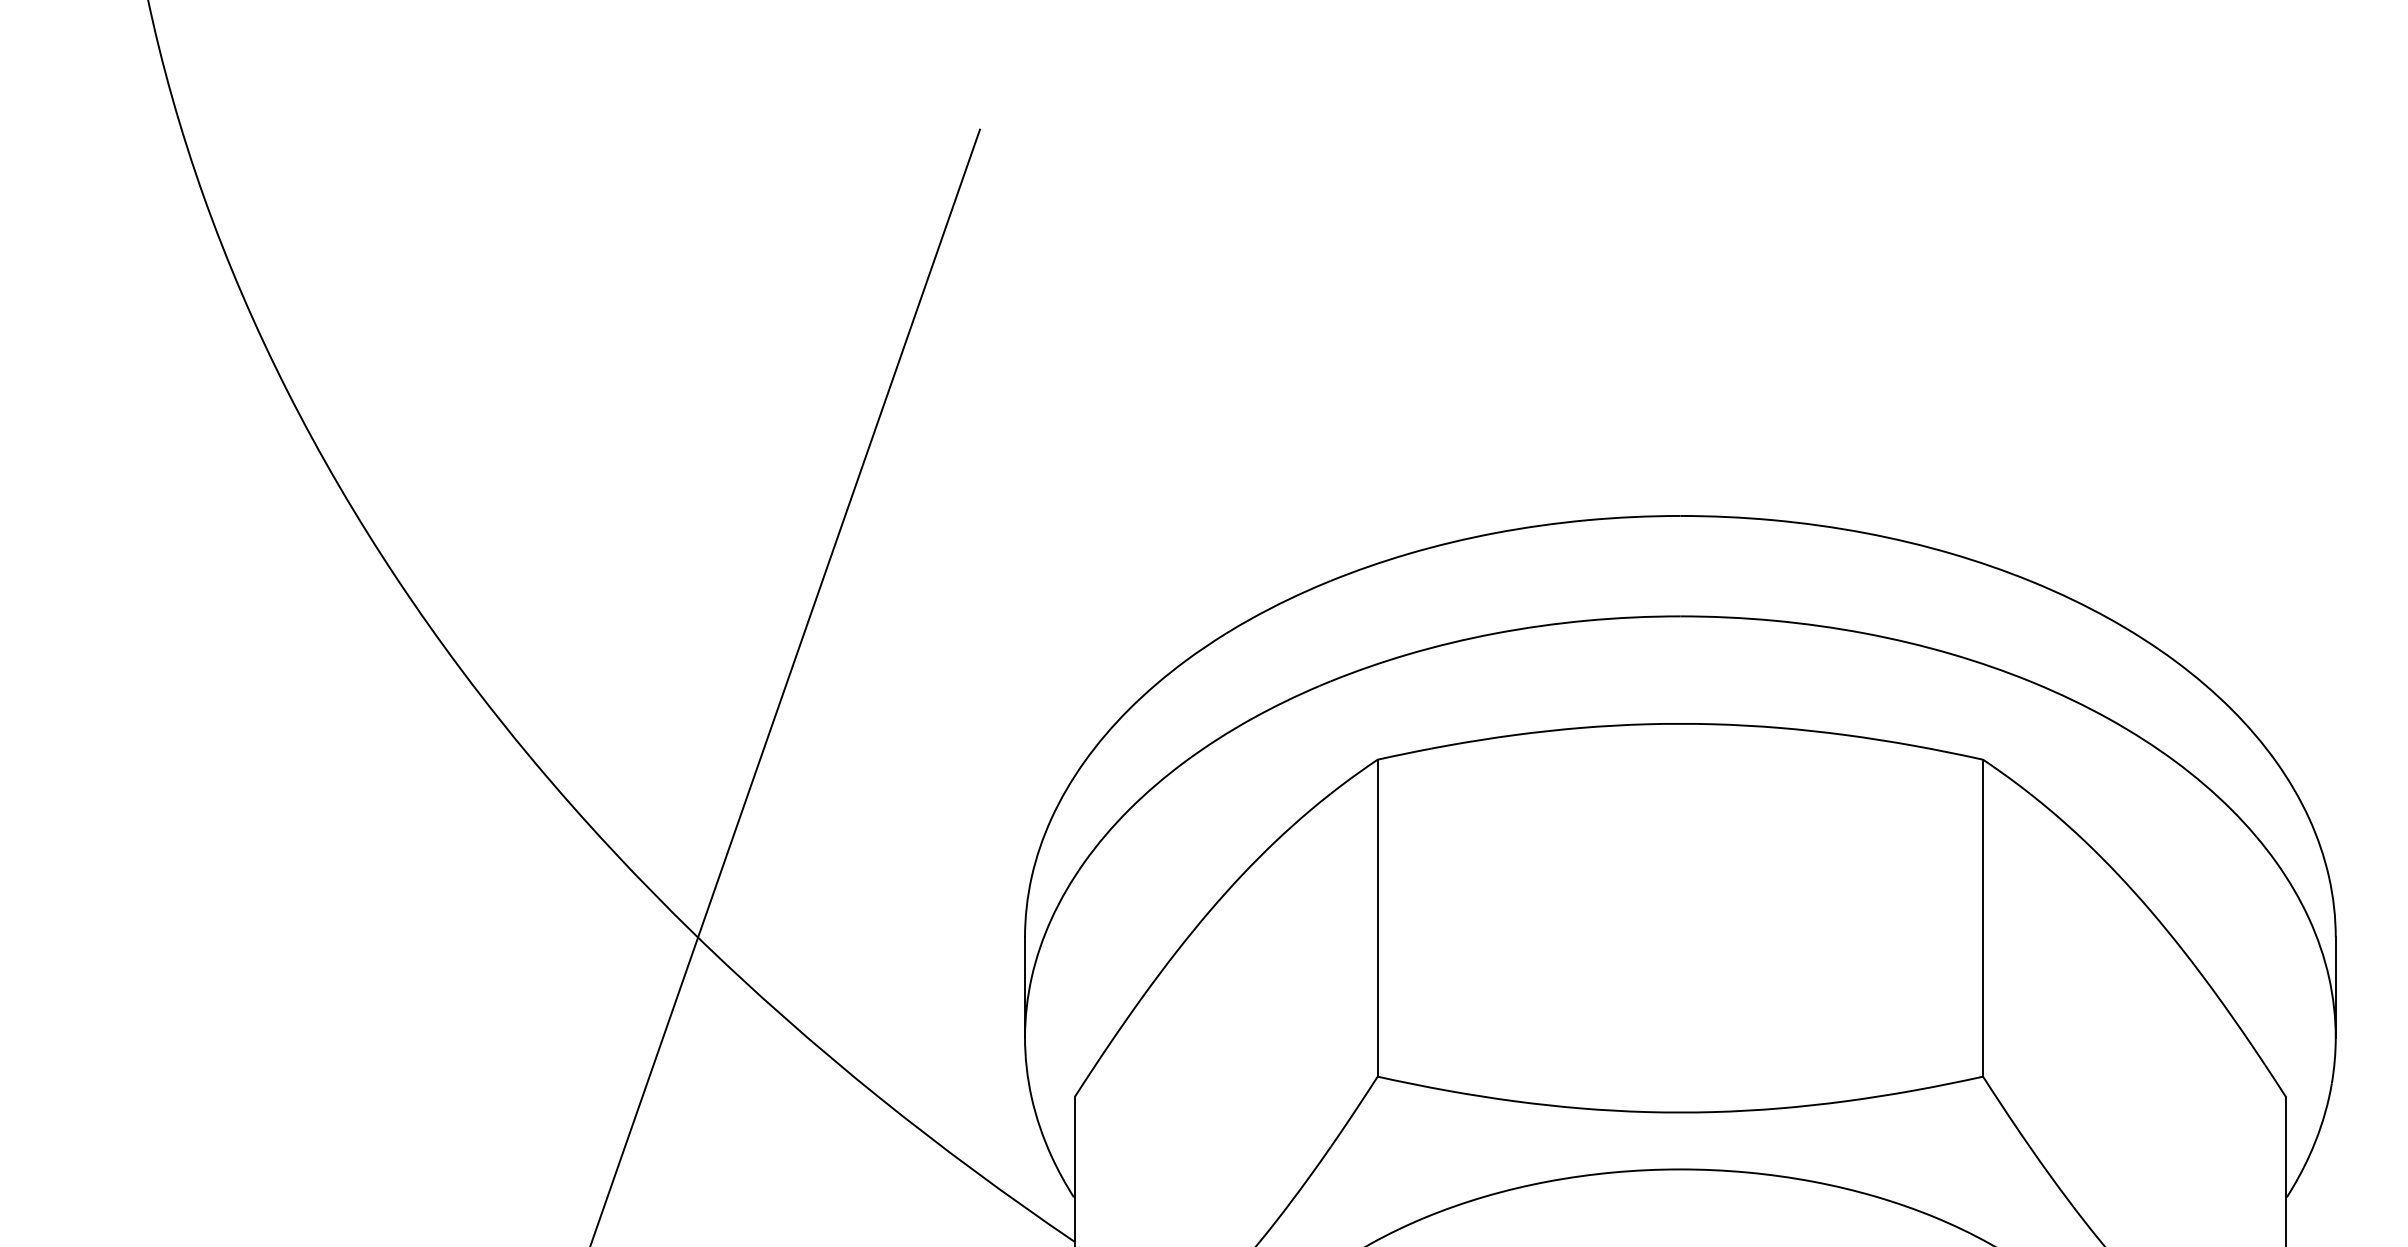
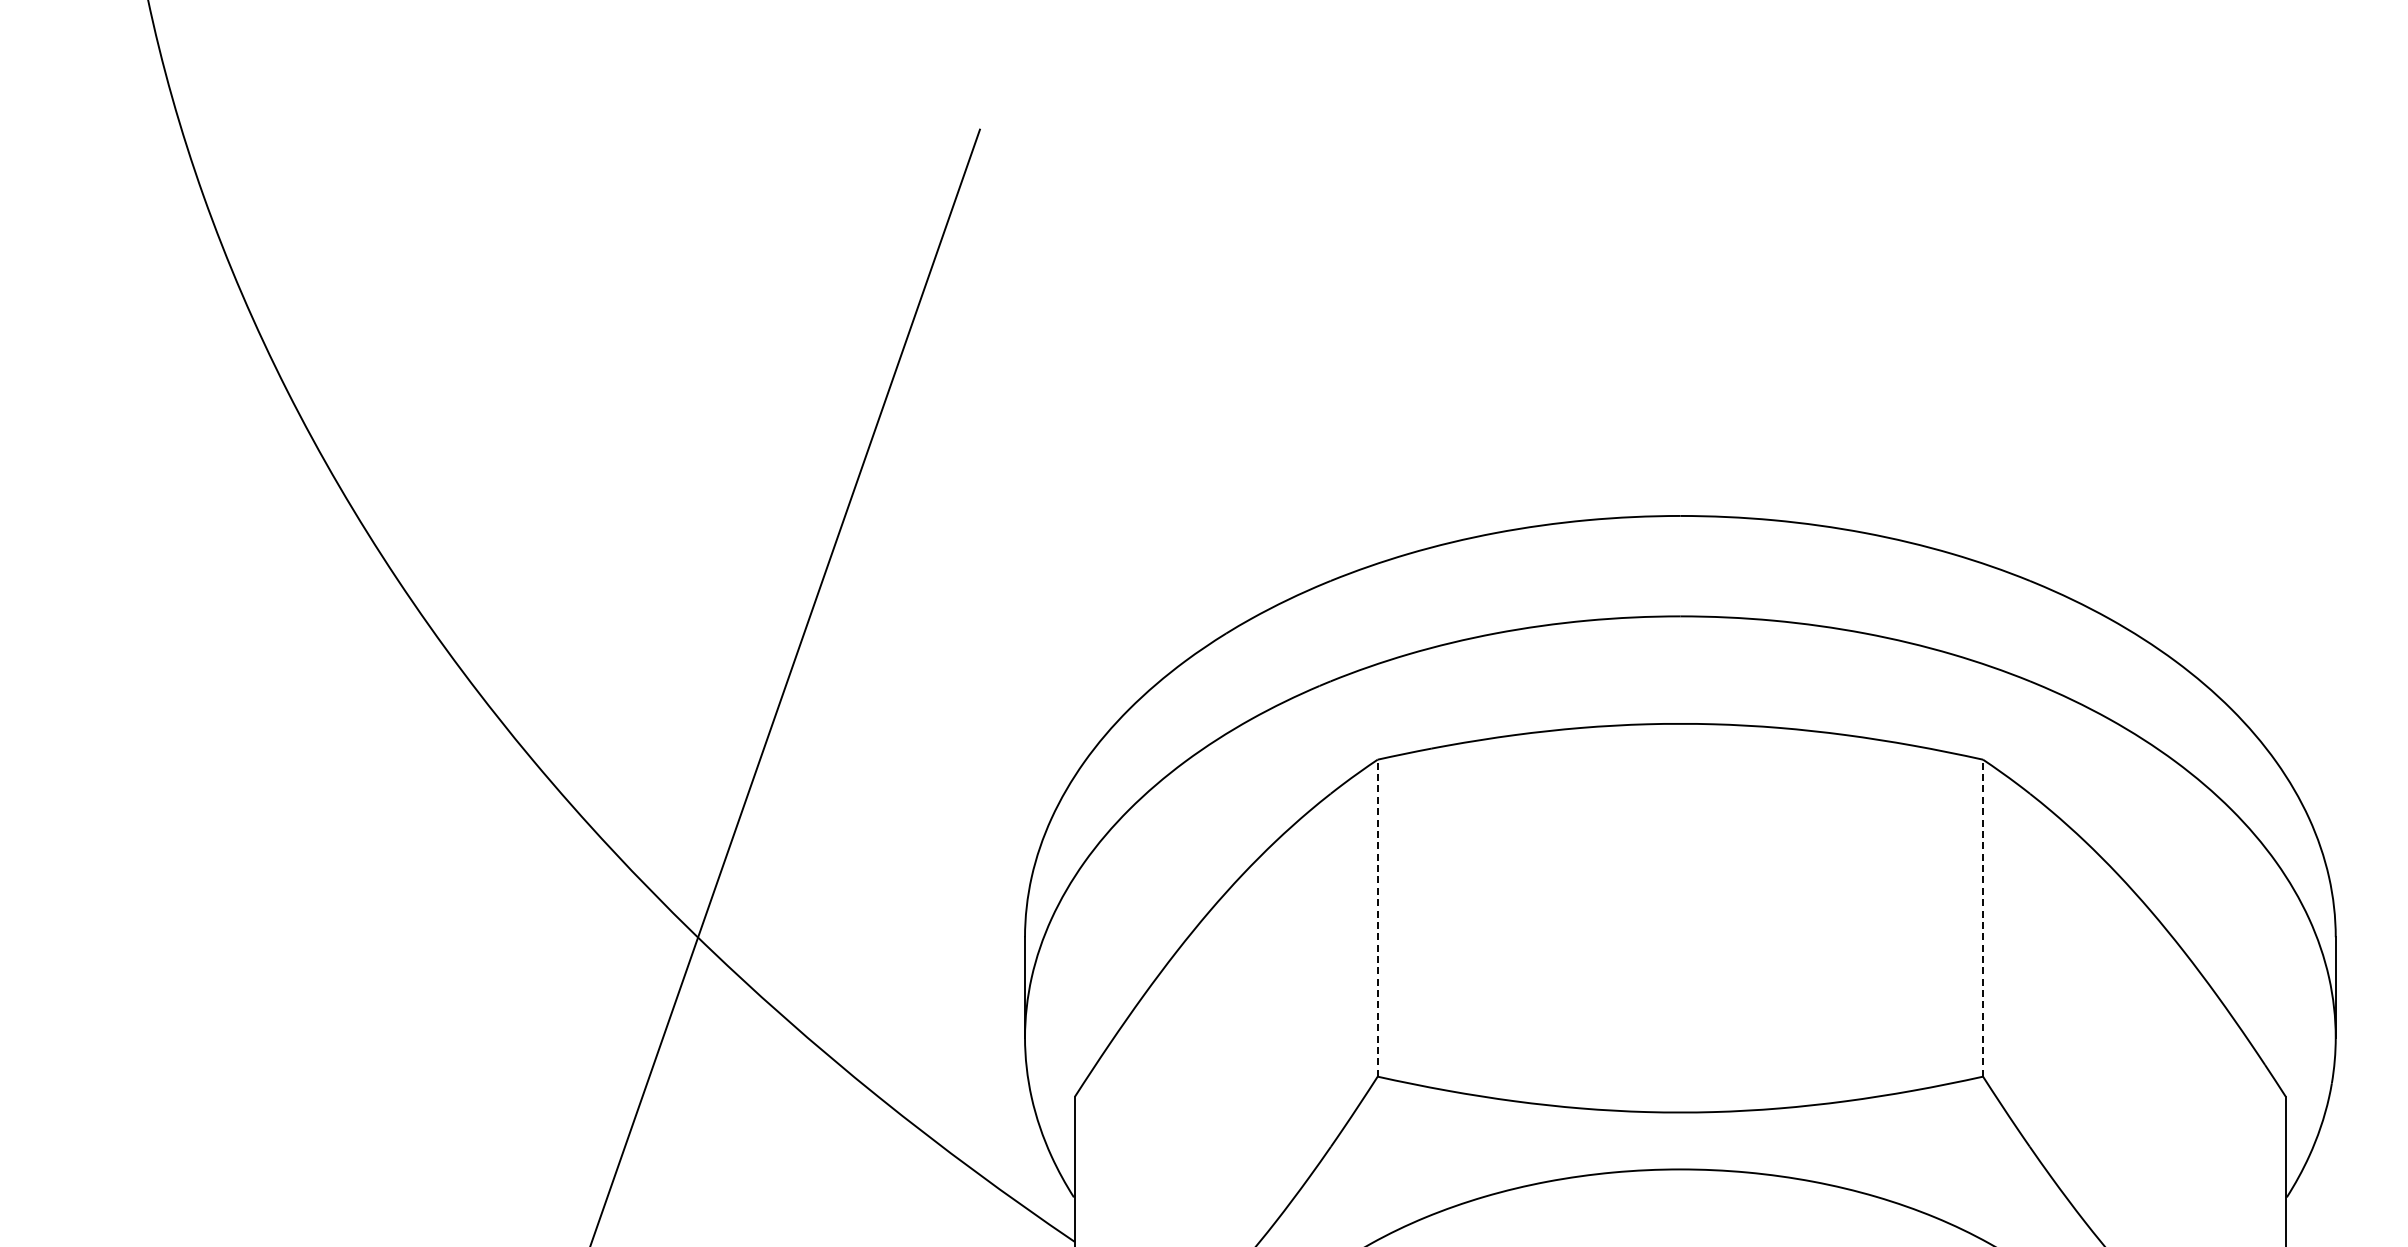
line: solid -> dashed (1377, 917)
line: solid -> dashed (1983, 917)
